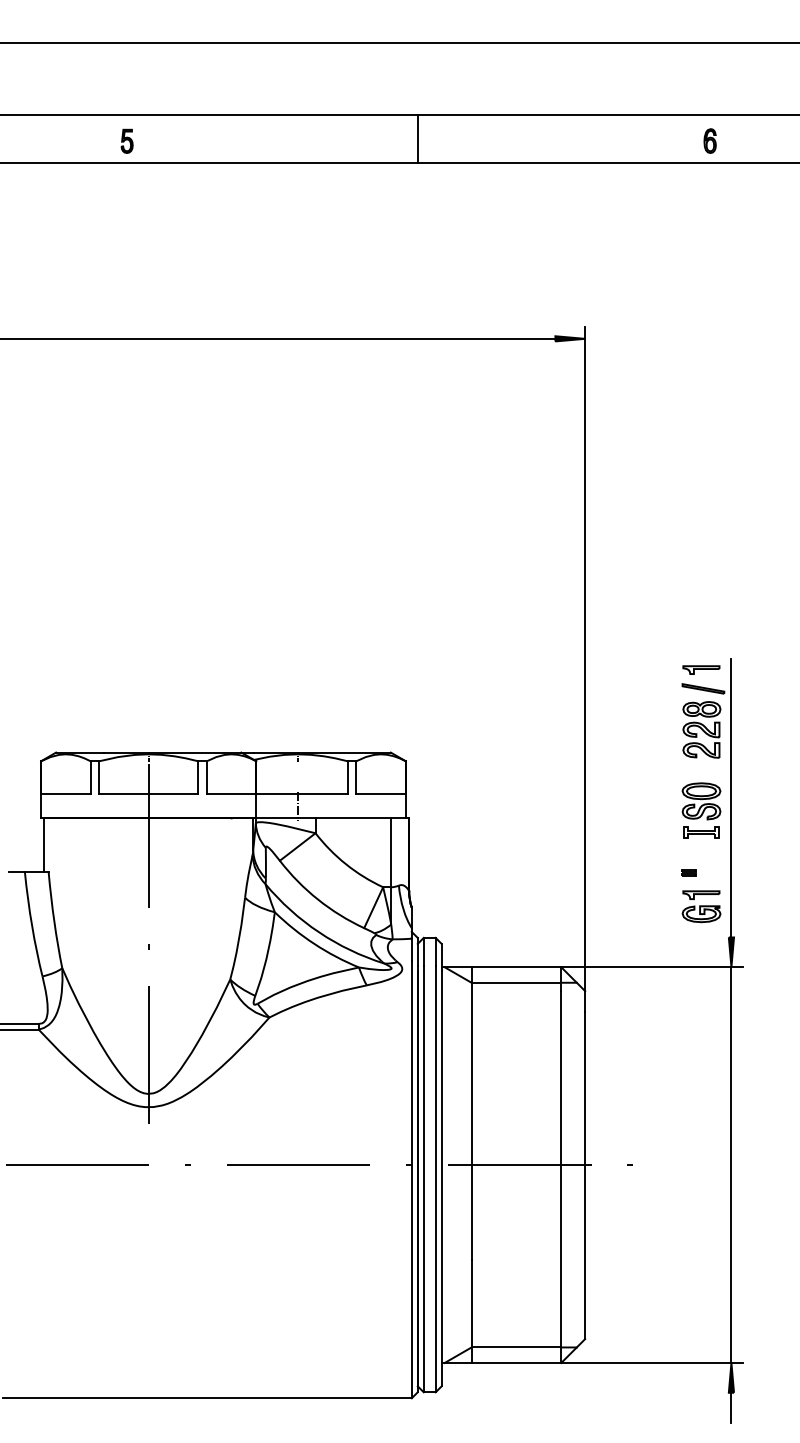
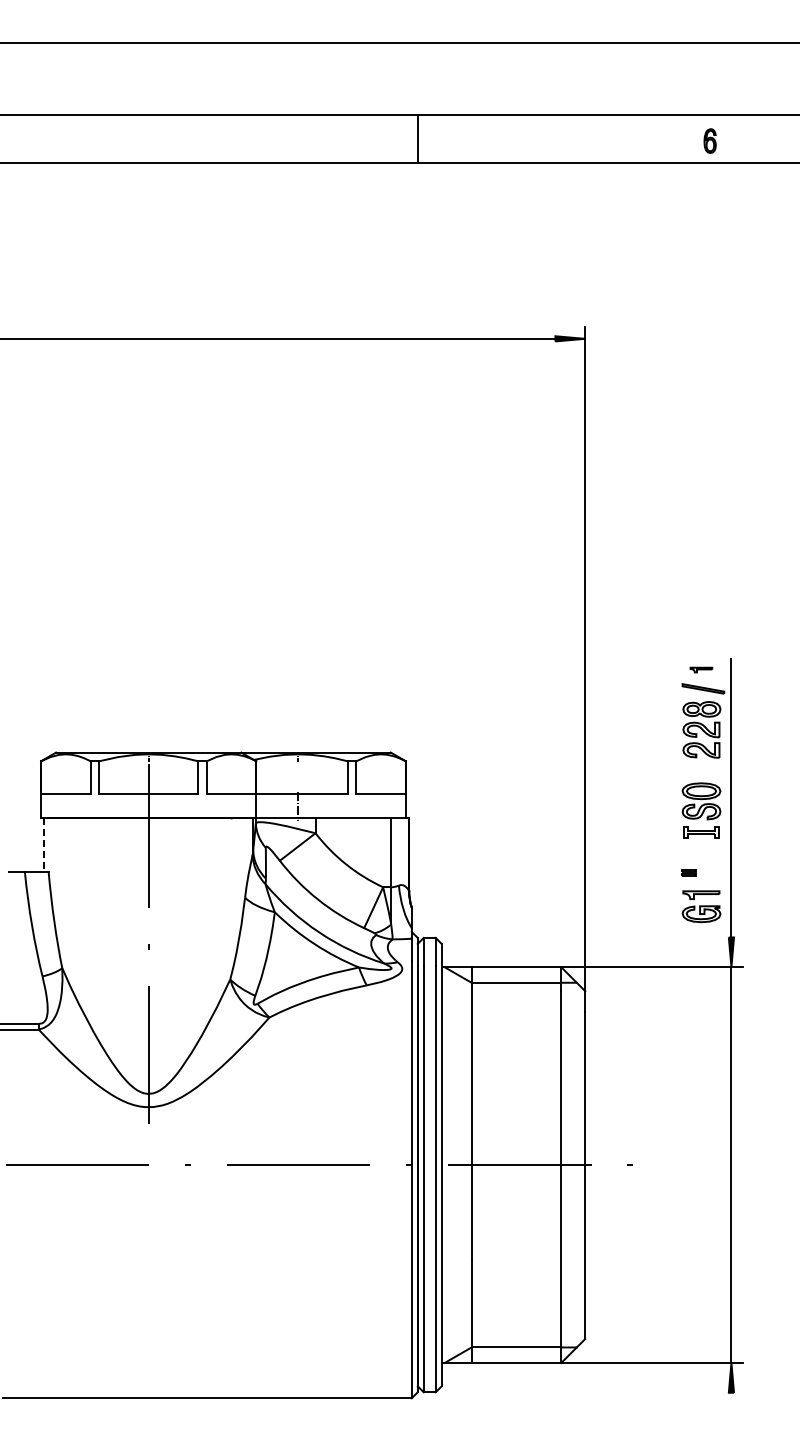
part: present -> none (126, 140)
part size: 39x10 px -> 25x8 px (701, 669)
line: solid -> dashed (44, 845)
line: present -> none (731, 1407)
